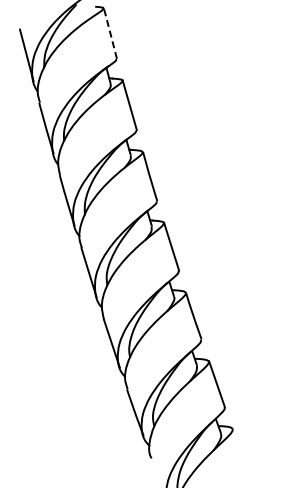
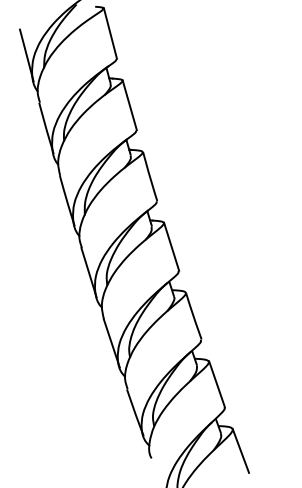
line: dashed -> solid (110, 33)
line: none -> present (240, 450)
